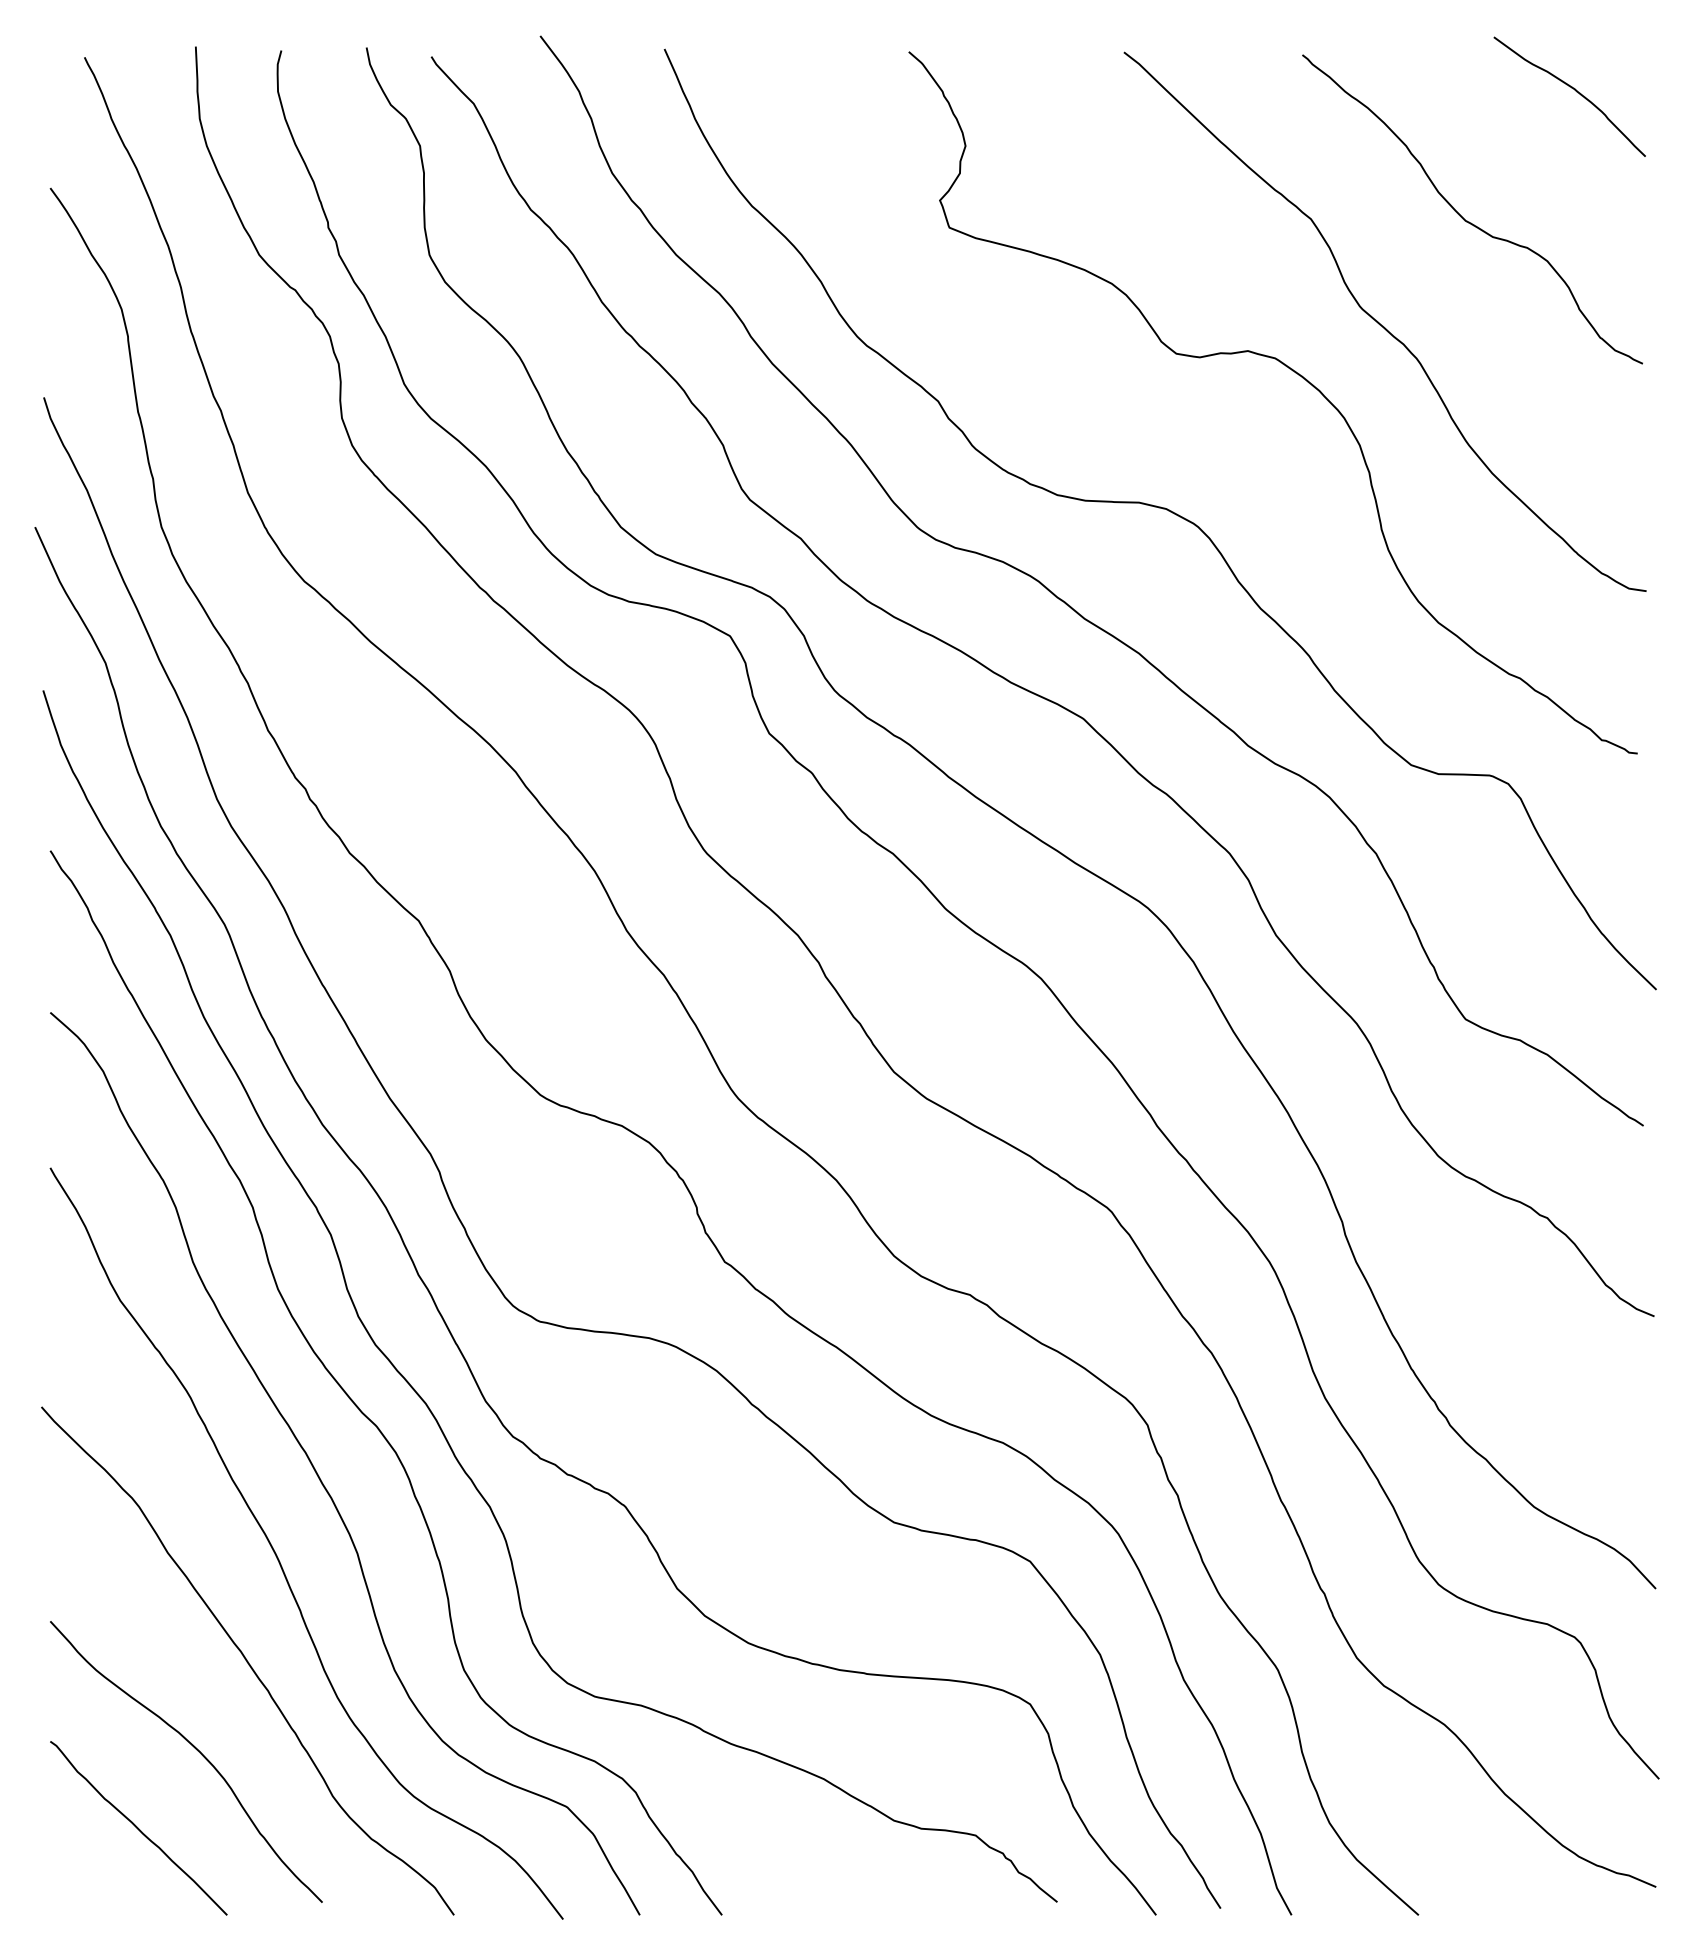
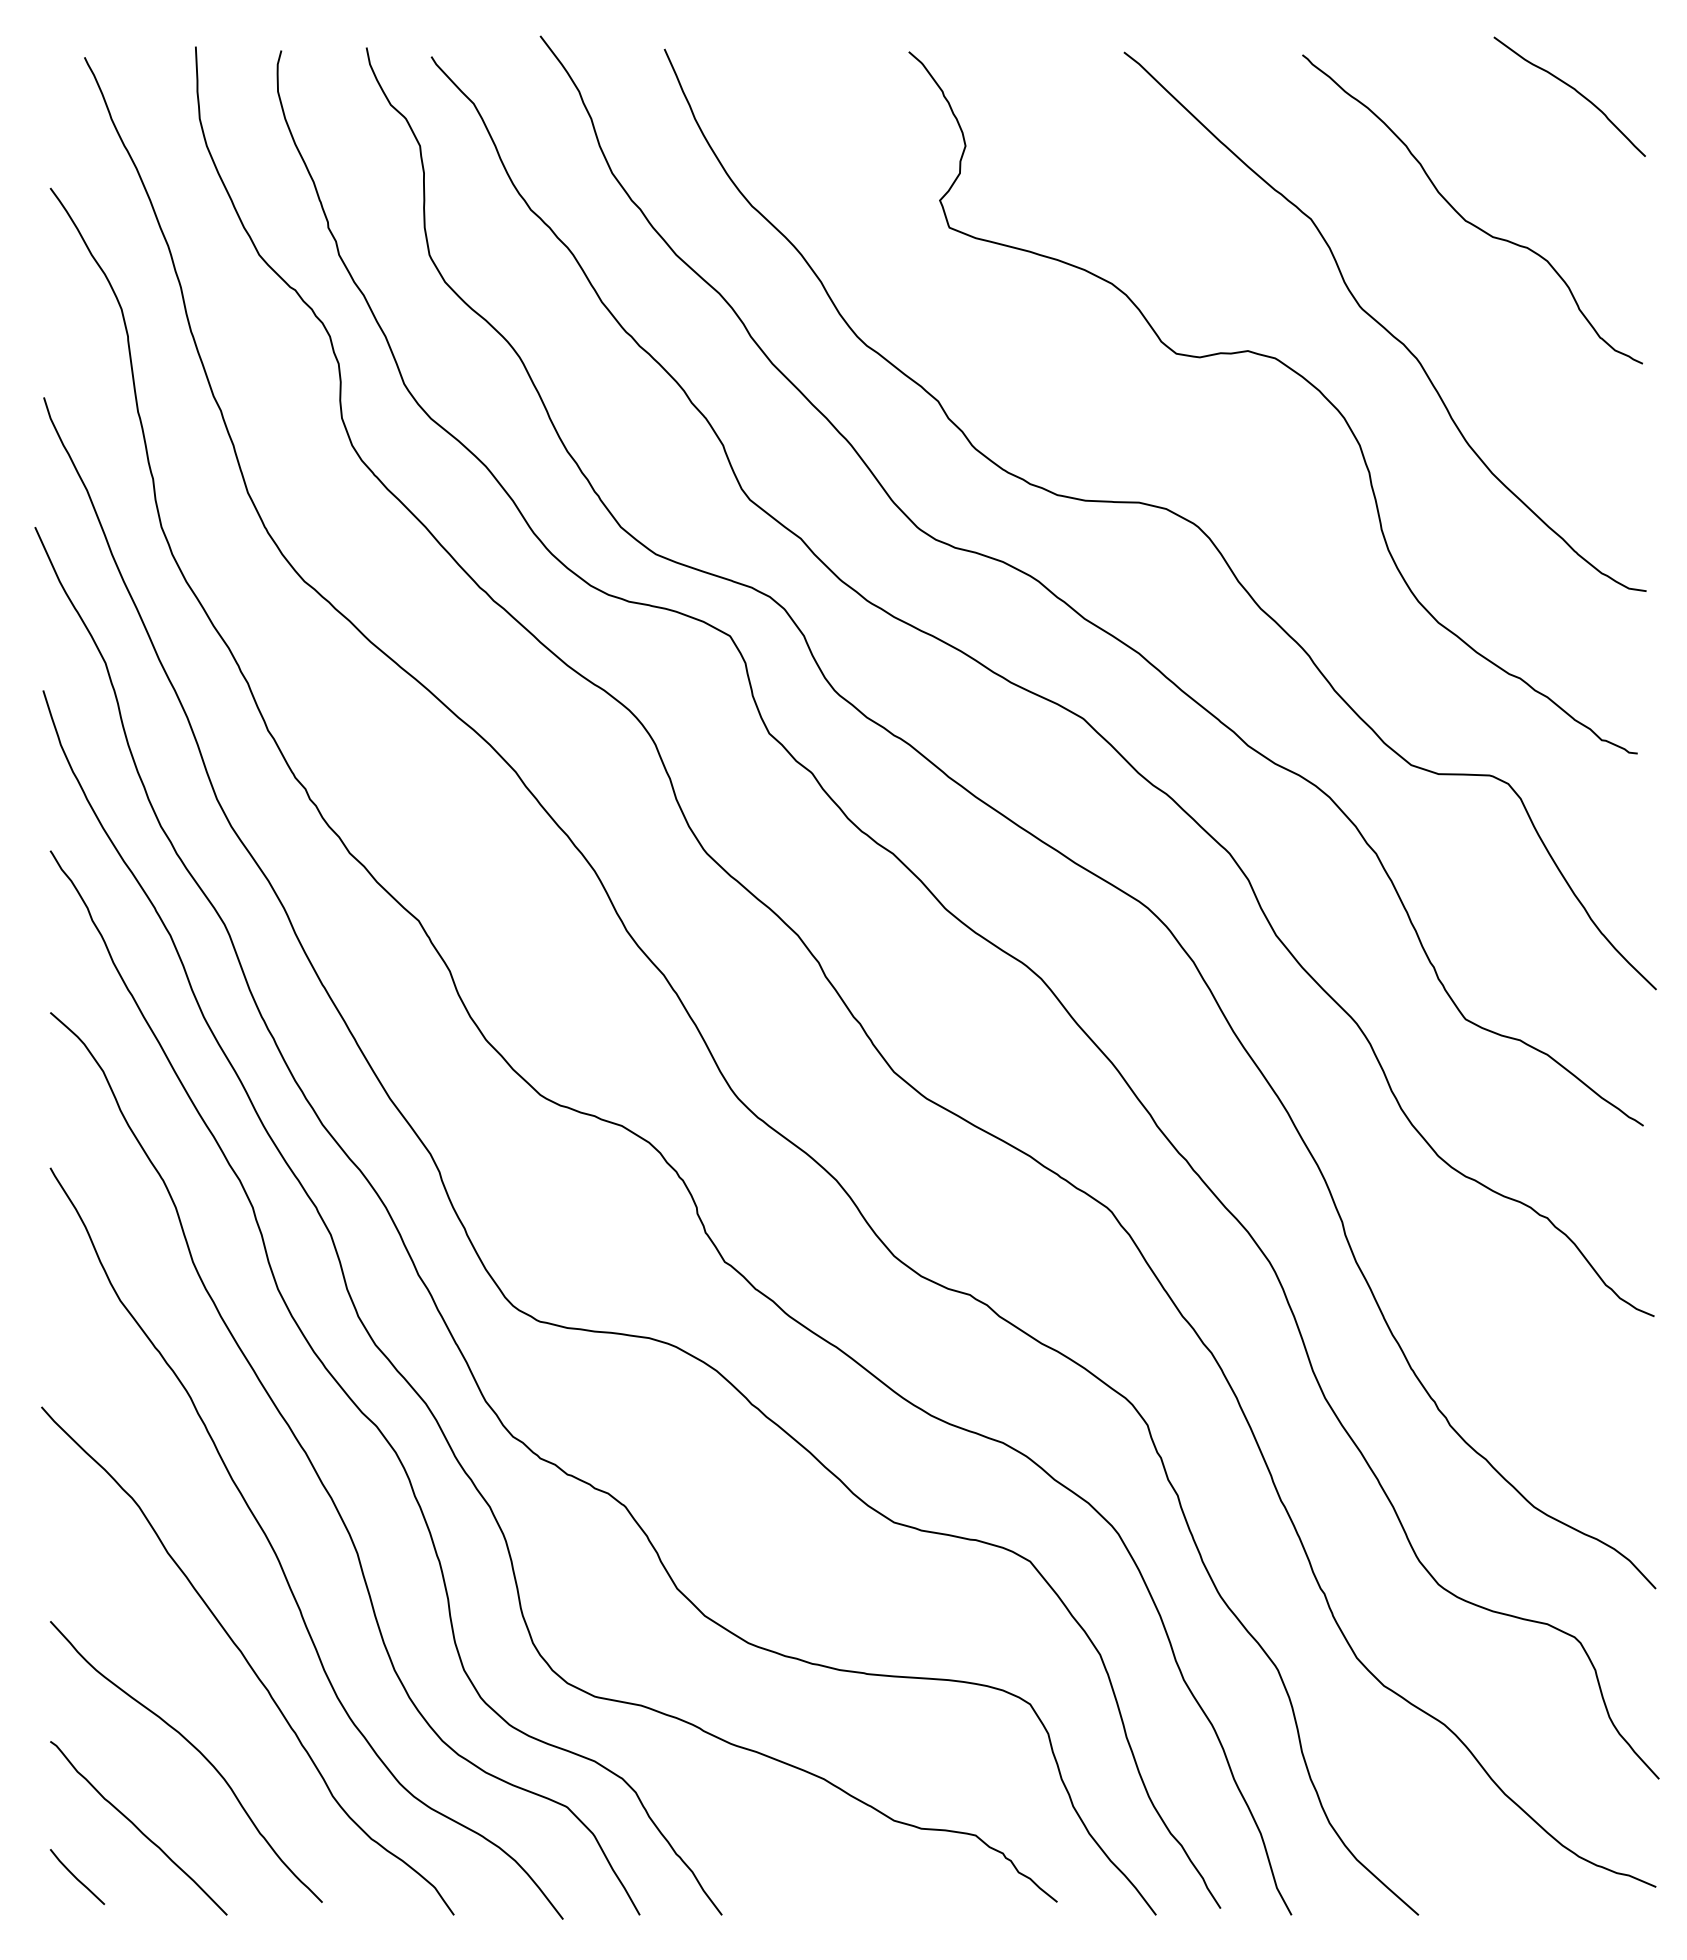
curve: none -> present (76, 1877)
